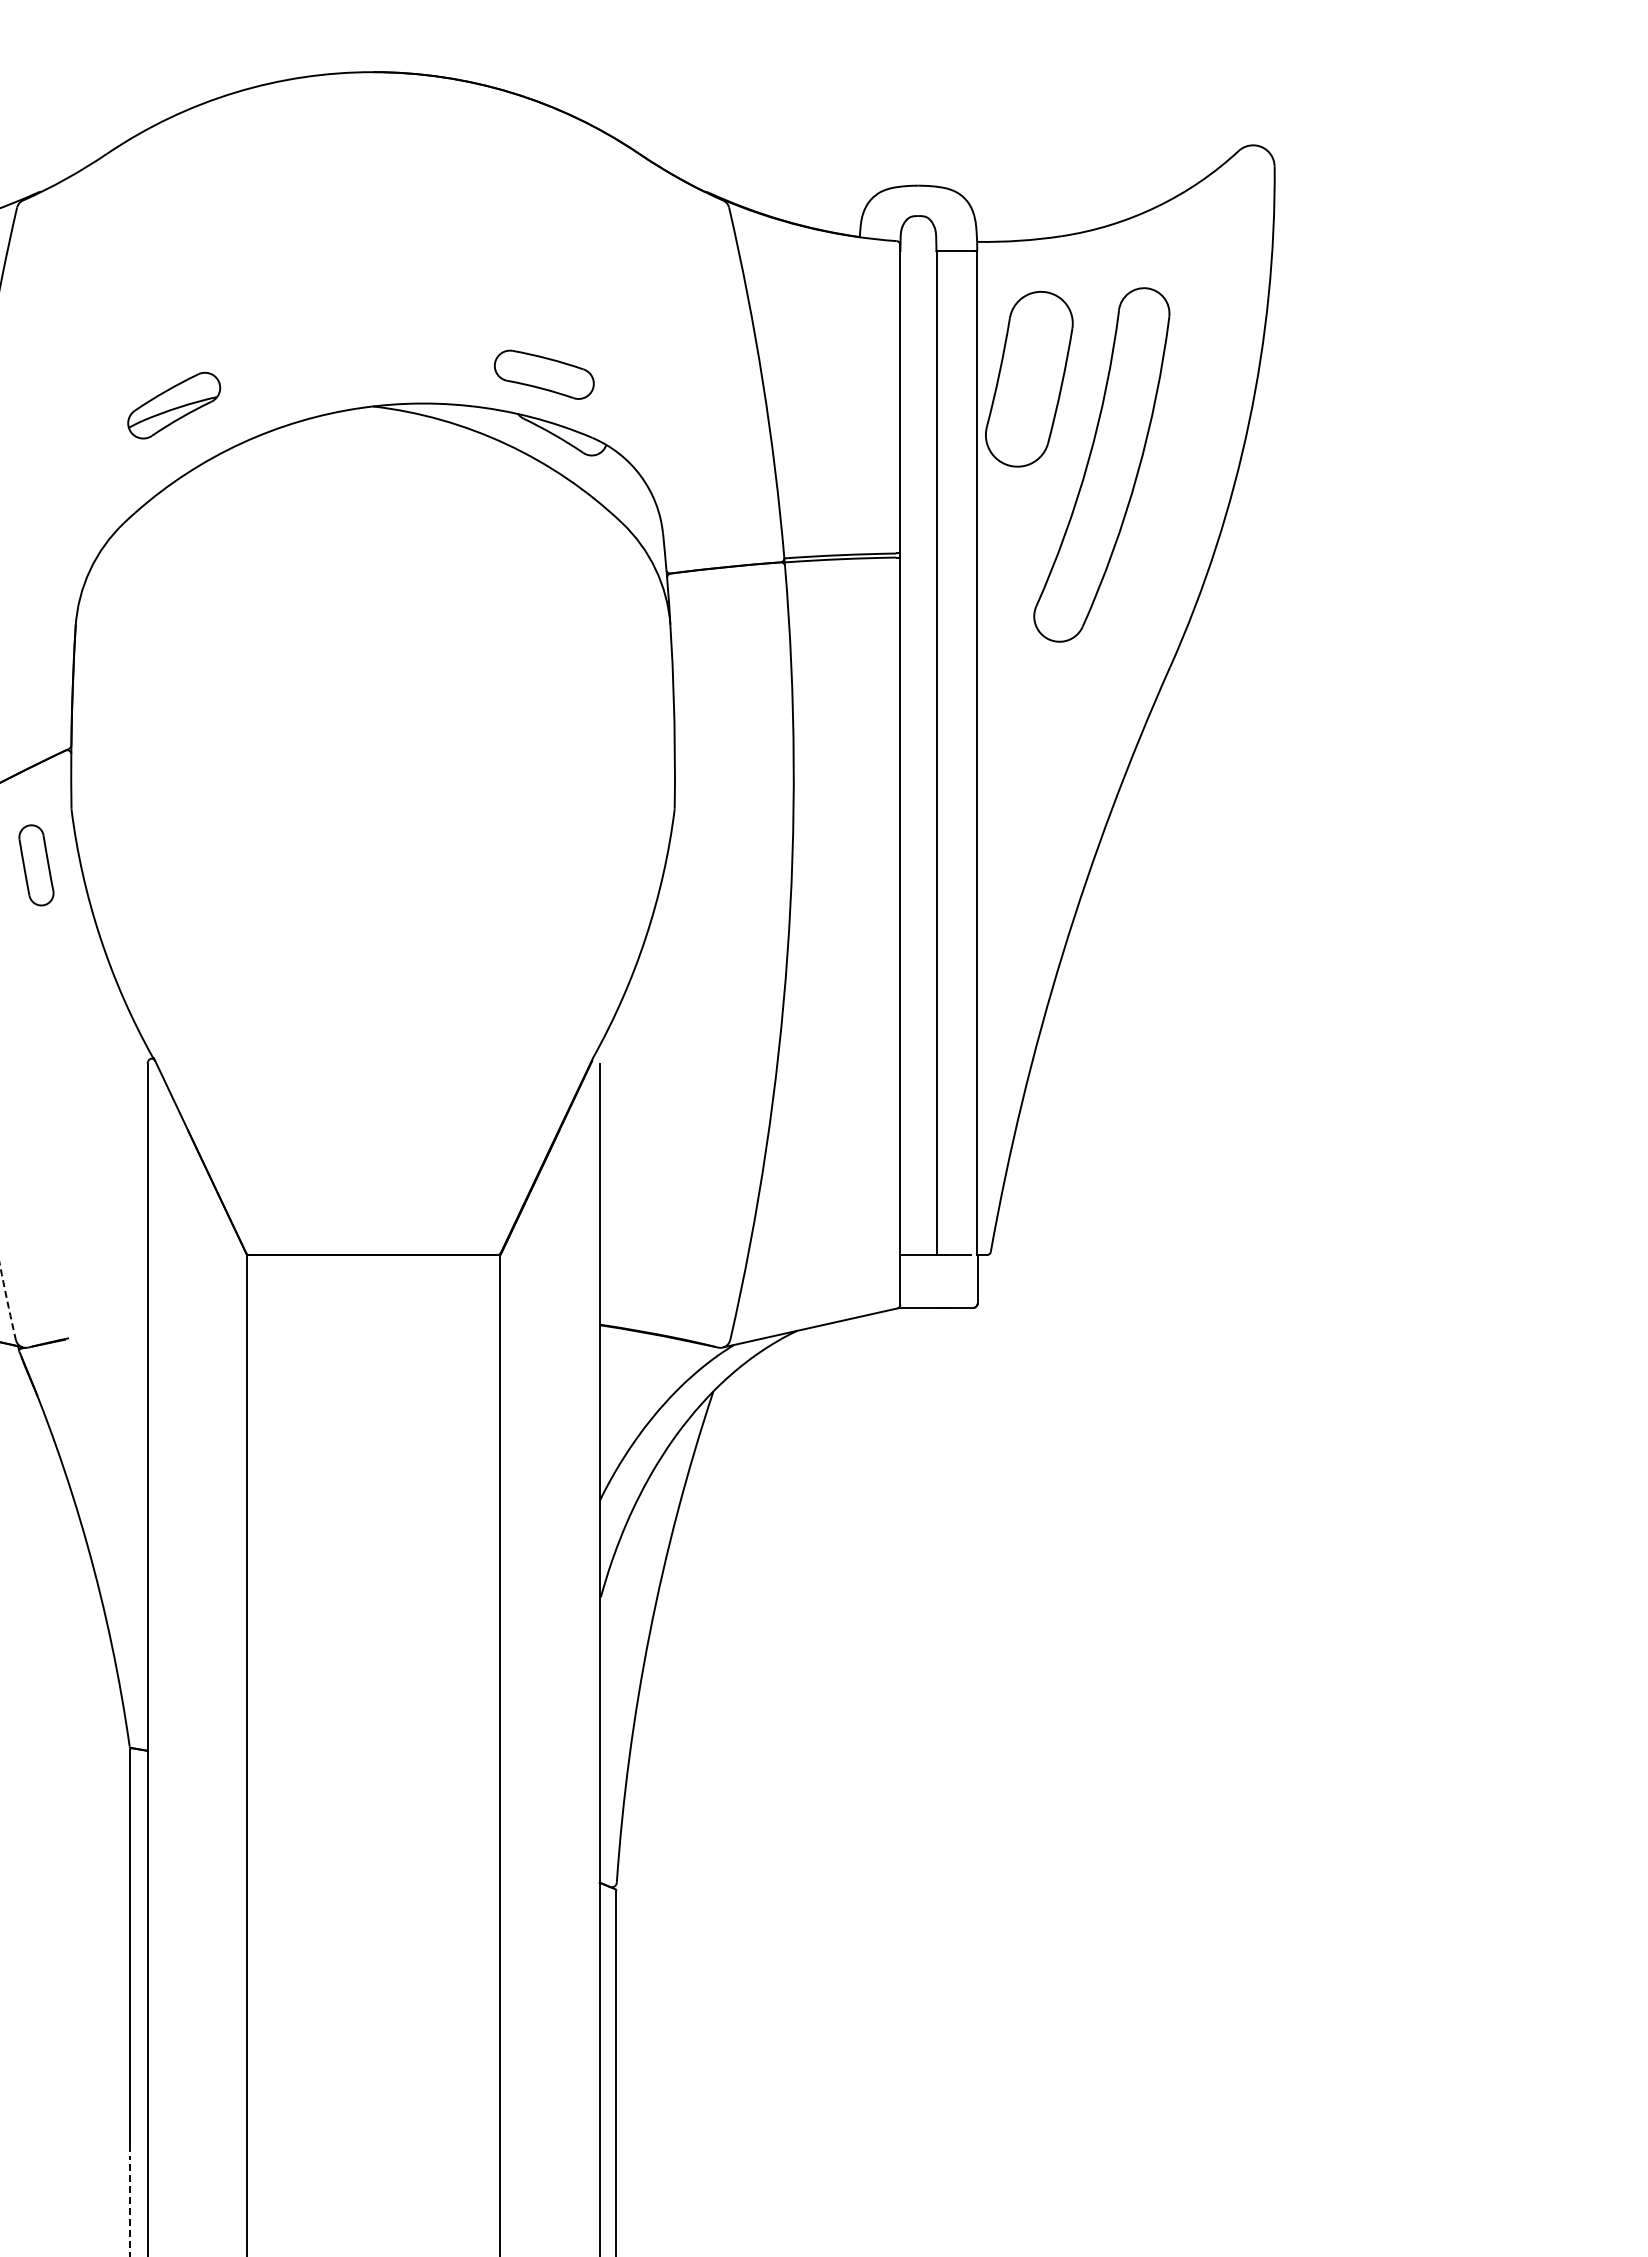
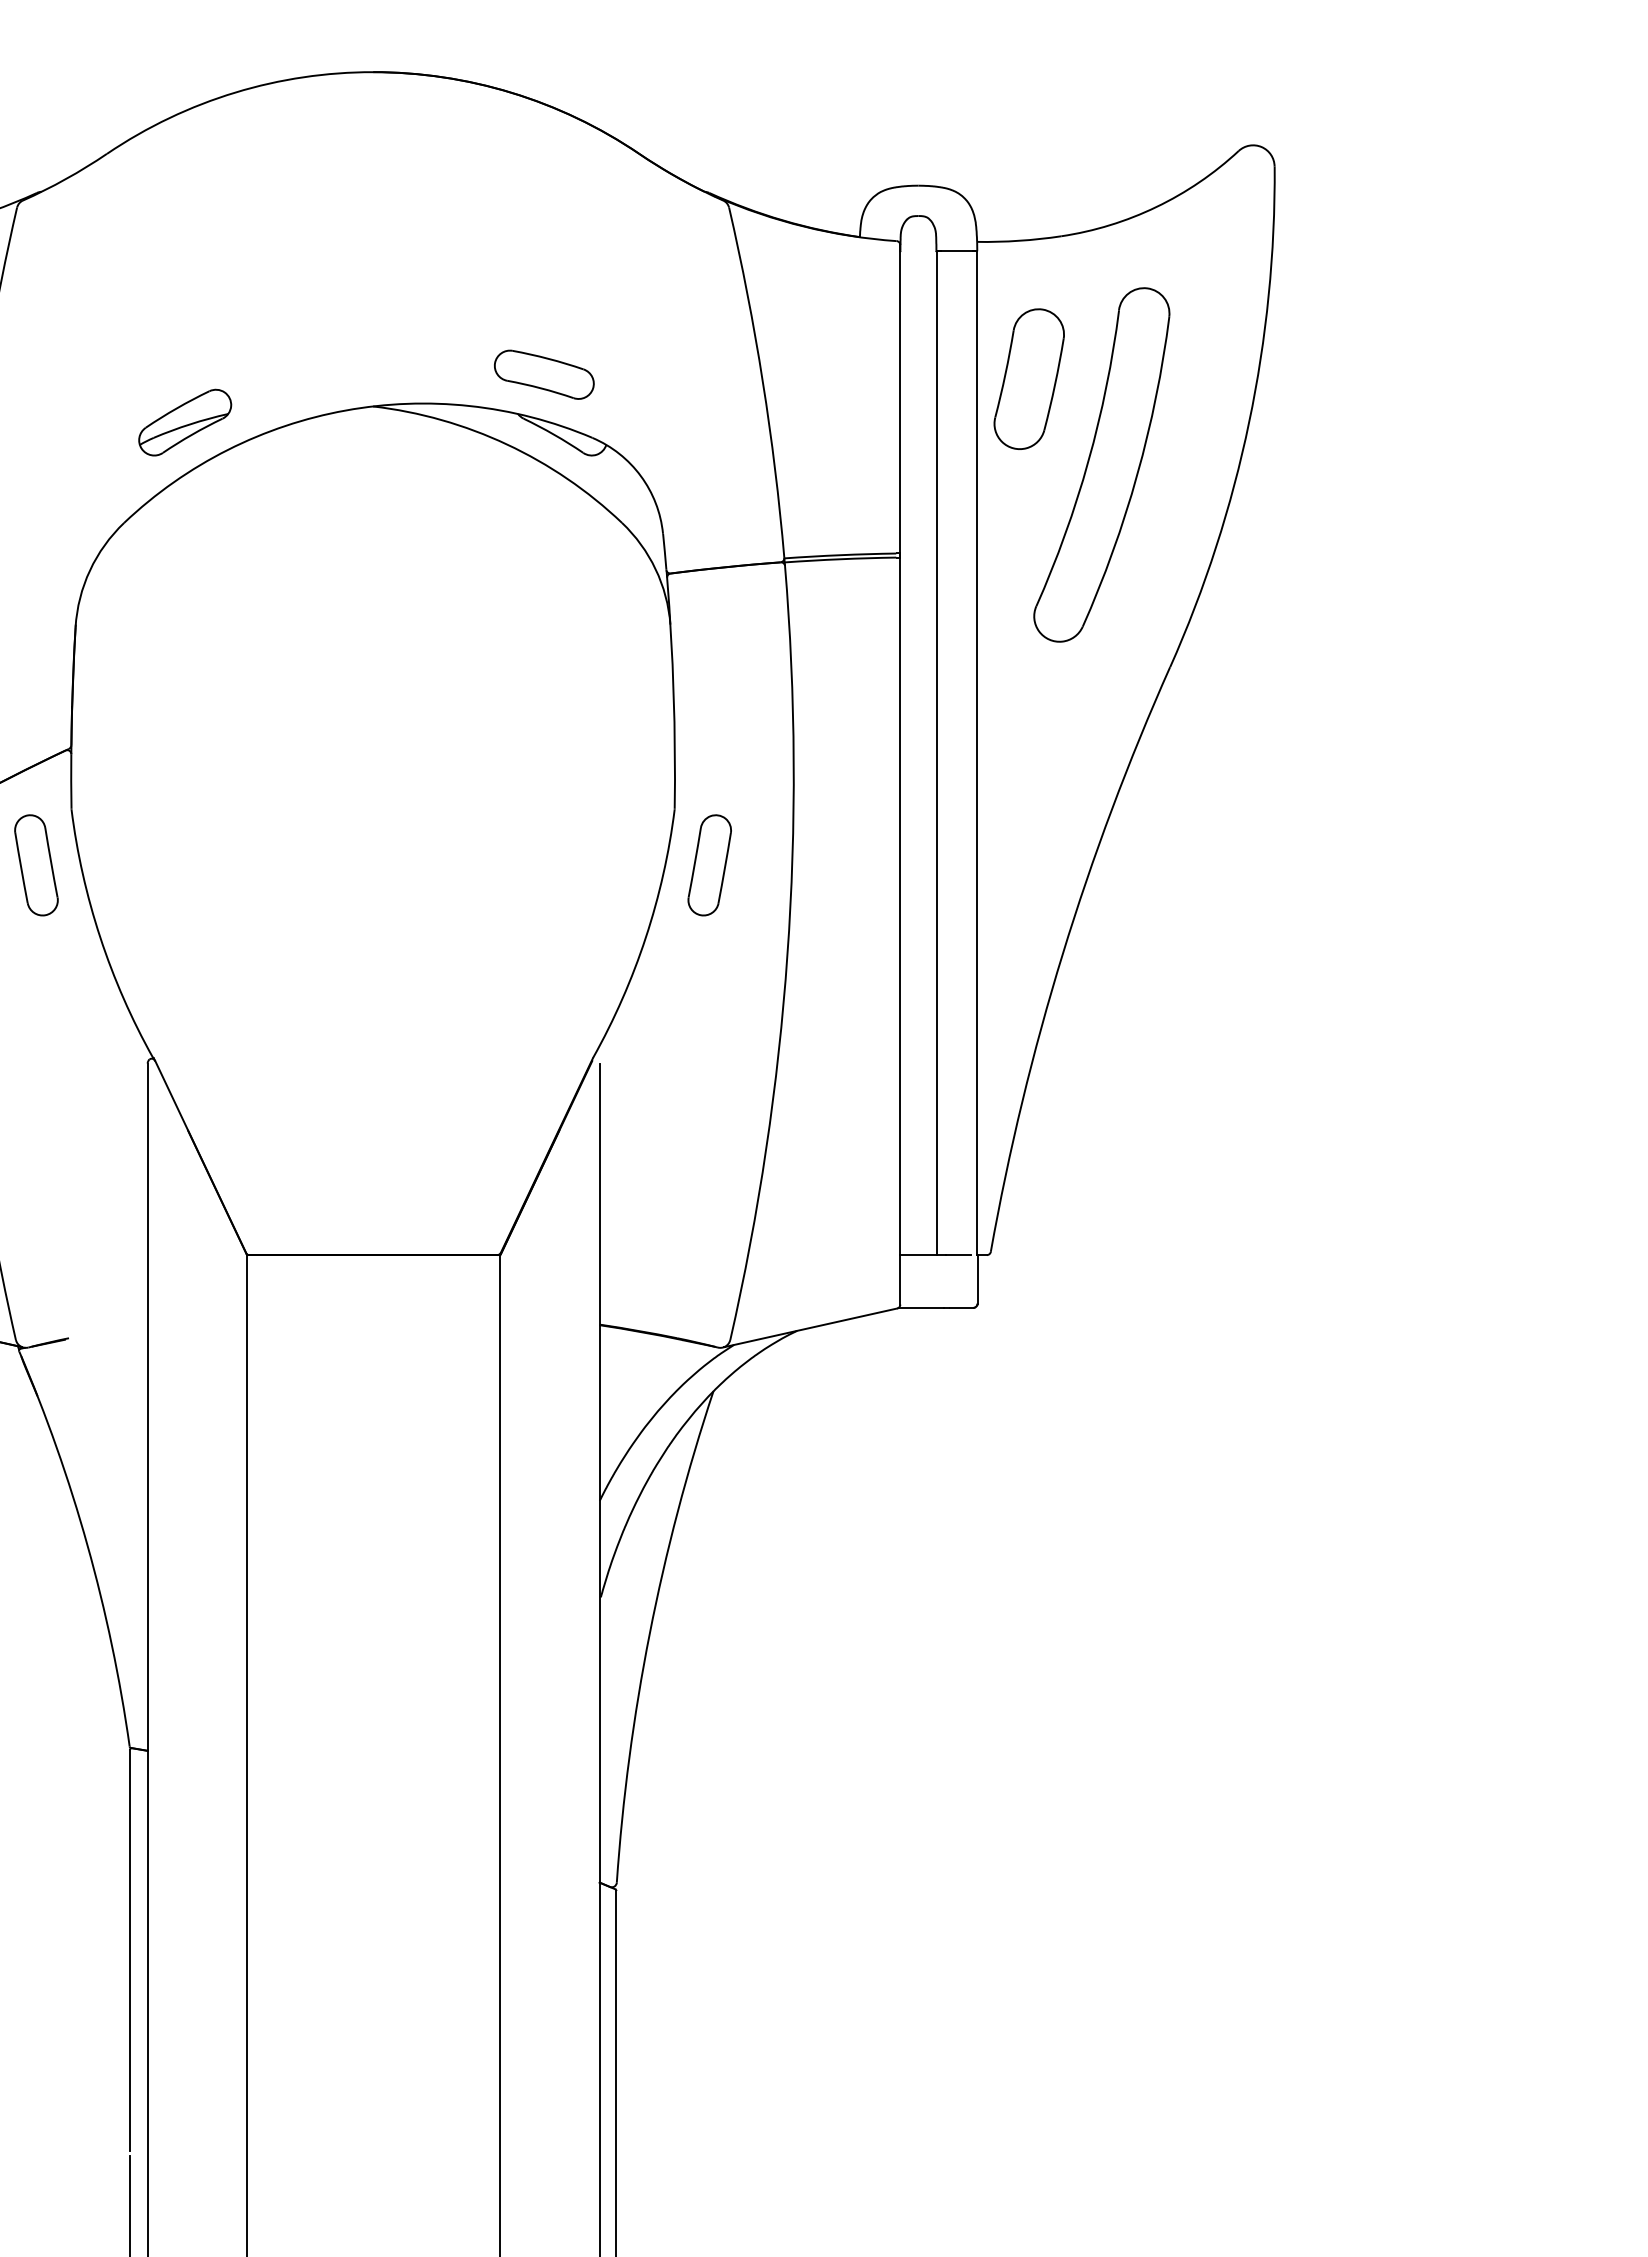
part size: 89x177 px -> 72x142 px (1028, 378)
part position: (174, 405) -> (185, 422) (185, 422)
part size: 37x83 px -> 45x103 px (36, 865)
part: none -> present (709, 865)
arc: dashed -> solid (7, 1302)
line: dashed -> solid (129, 2205)
